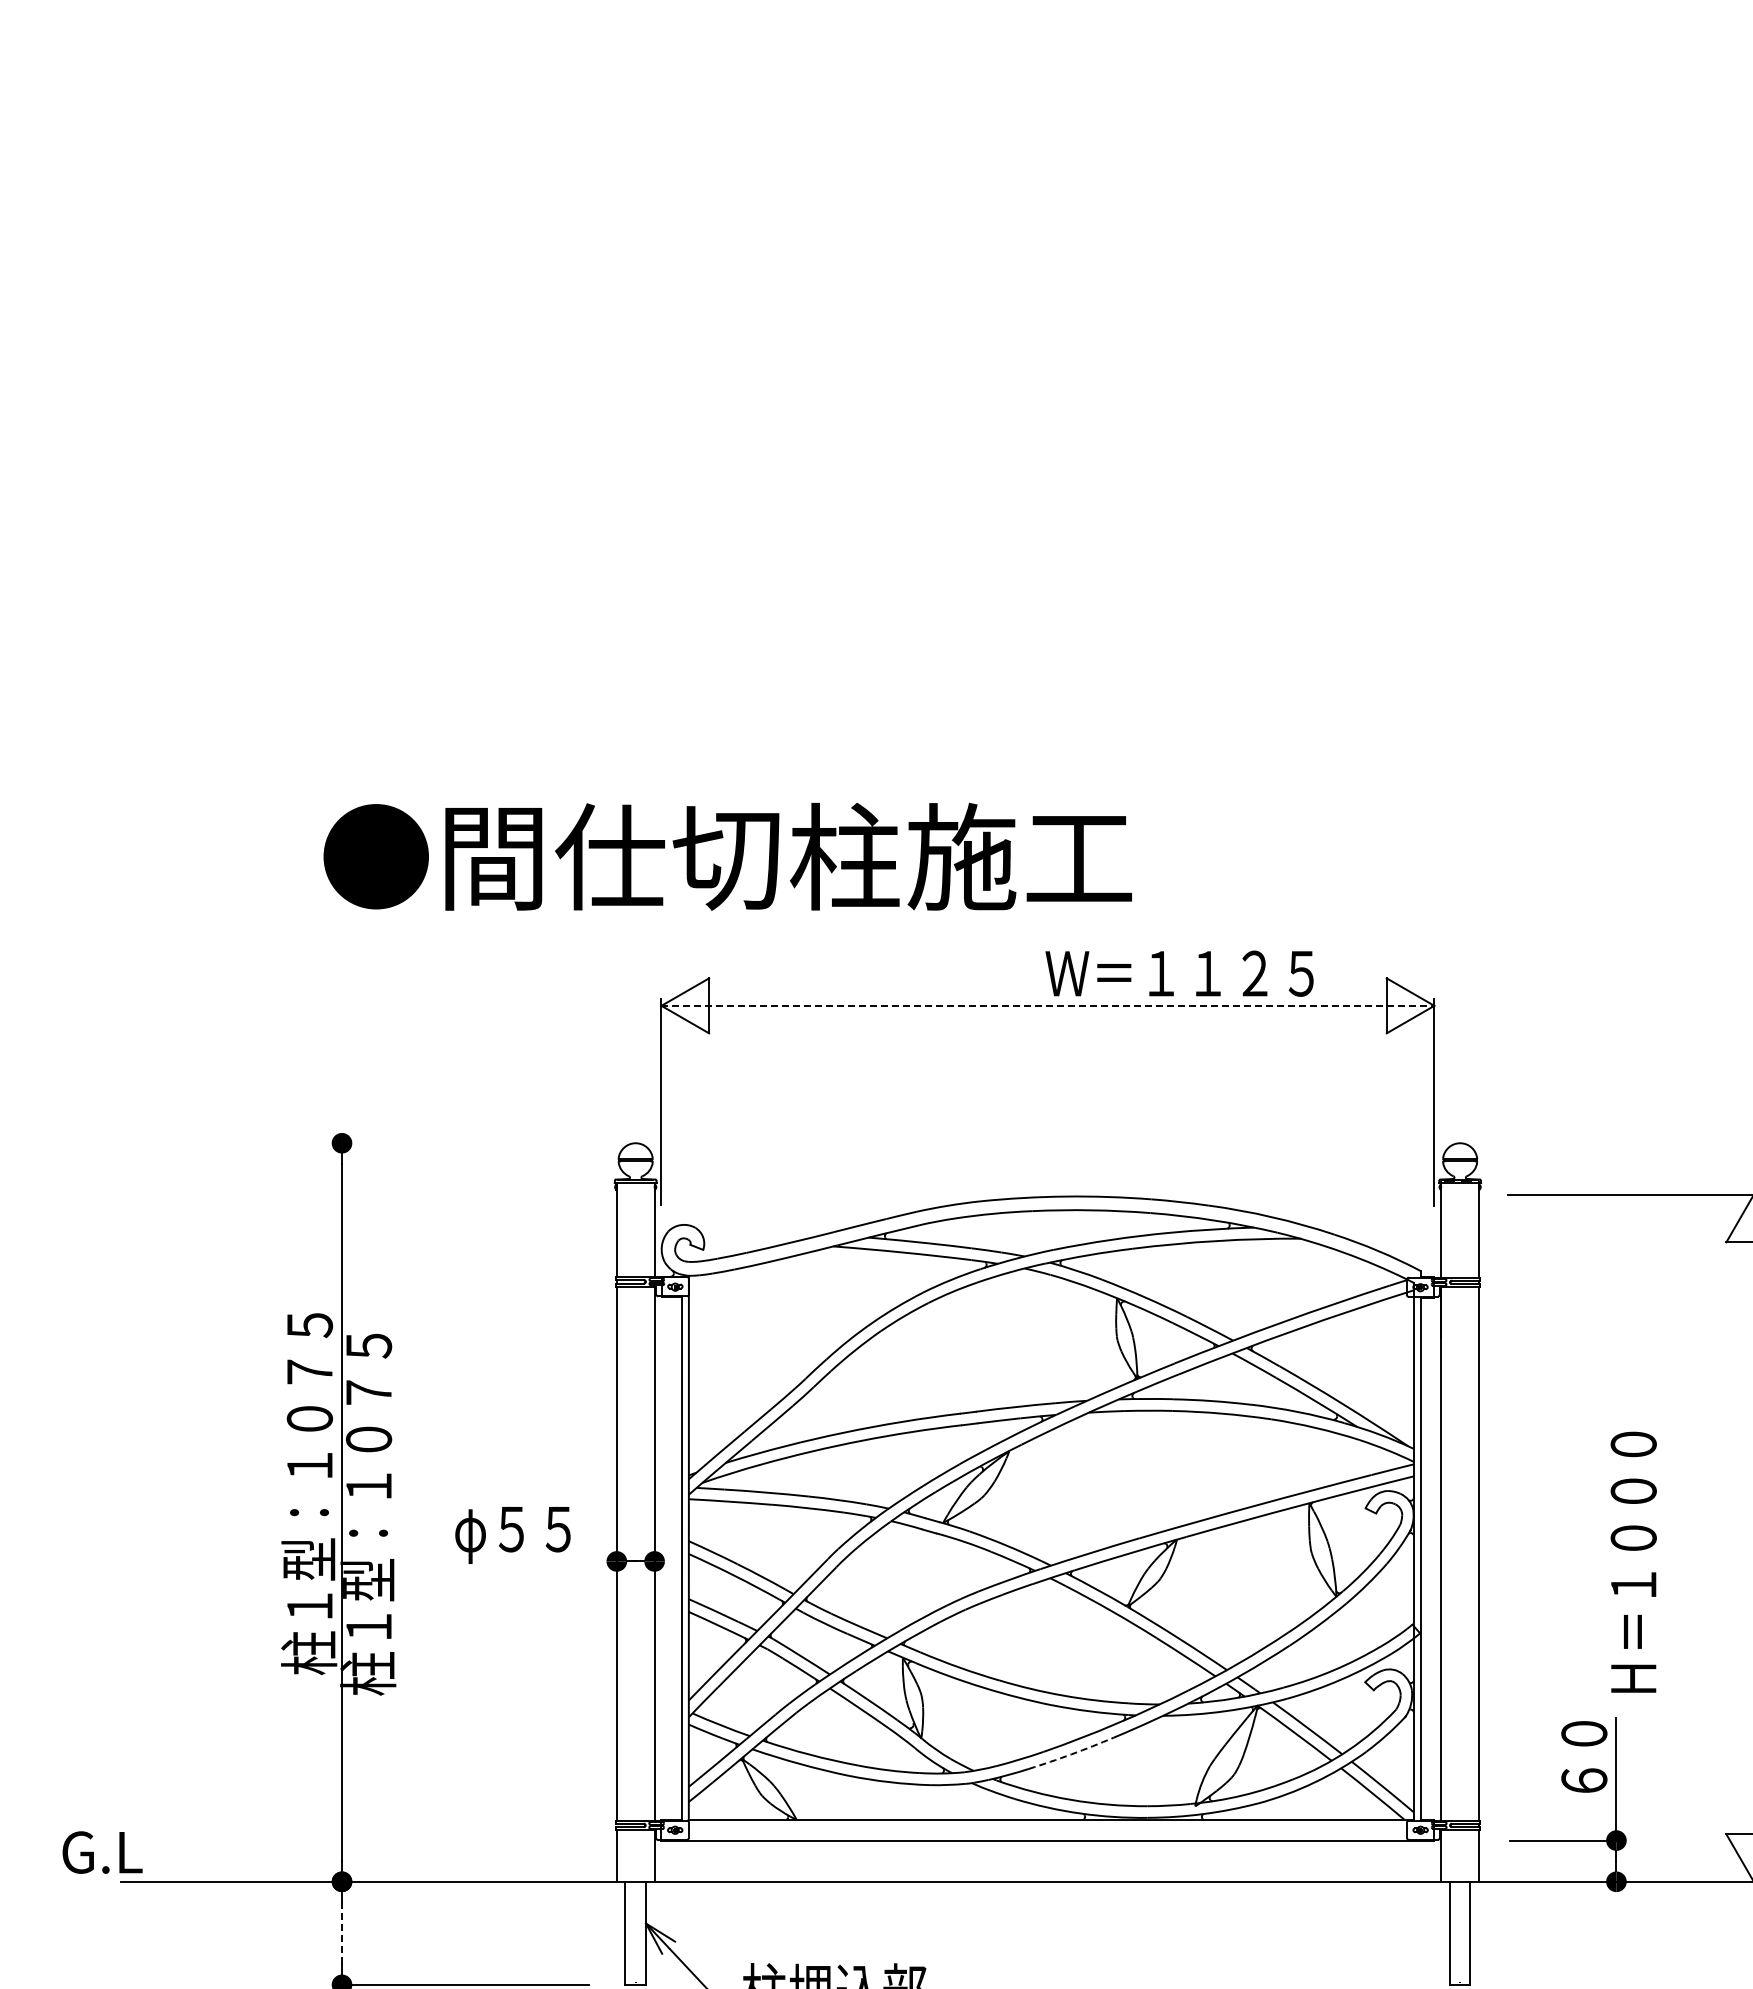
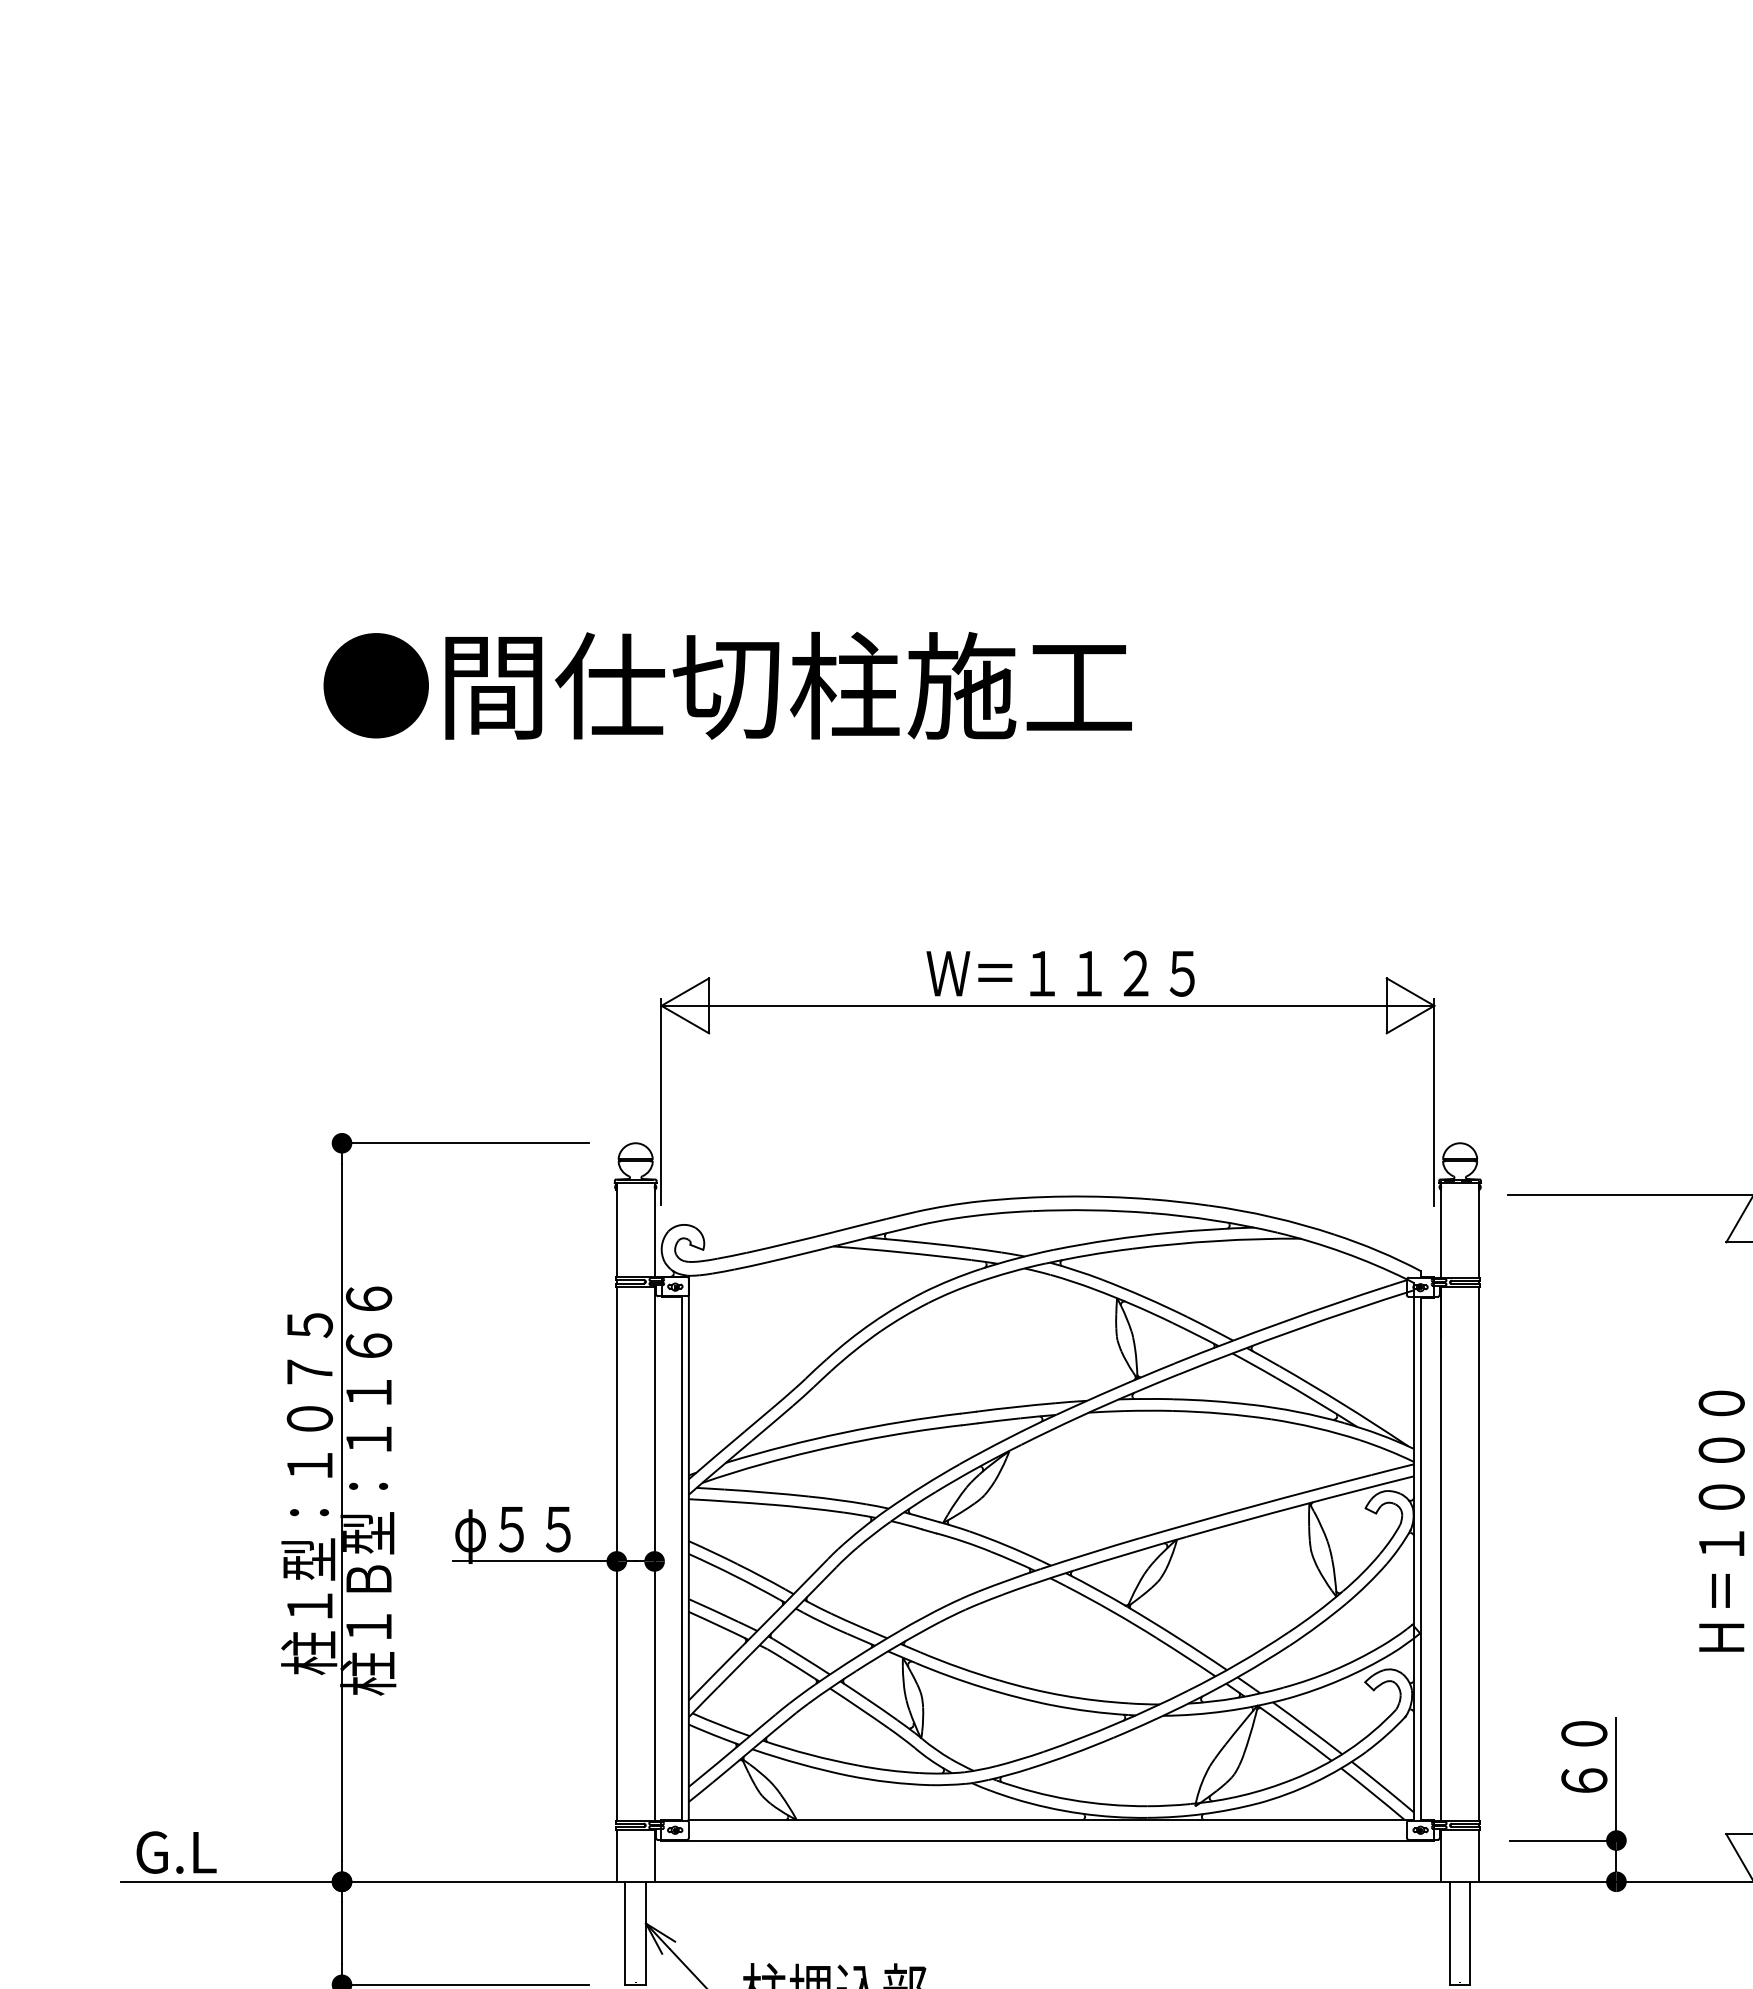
text position: (727, 856) -> (727, 685) (727, 685)
text position: (1179, 973) -> (1060, 973) (1060, 973)
line: dashed -> solid (1048, 1005)
line: none -> present (462, 1143)
text: 柱１型：１０７５ -> 柱１Ｂ型：１１６６ (367, 1443)
line: none -> present (534, 1561)
text position: (1633, 1561) -> (1721, 1520) (1721, 1520)
arc: dashed -> solid (1071, 1754)
text position: (102, 1852) -> (176, 1852) (176, 1852)
line: dashed -> solid (342, 1933)
